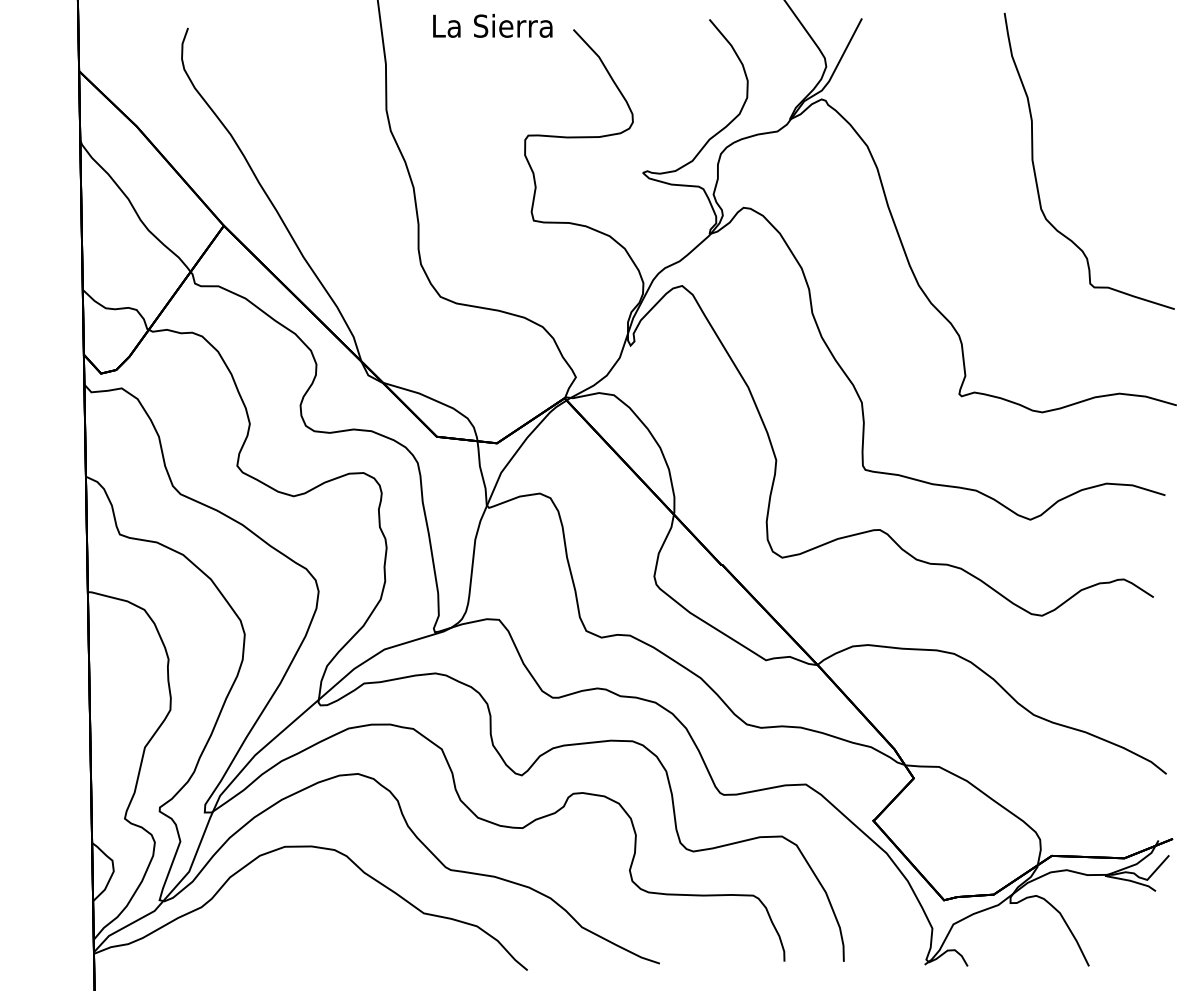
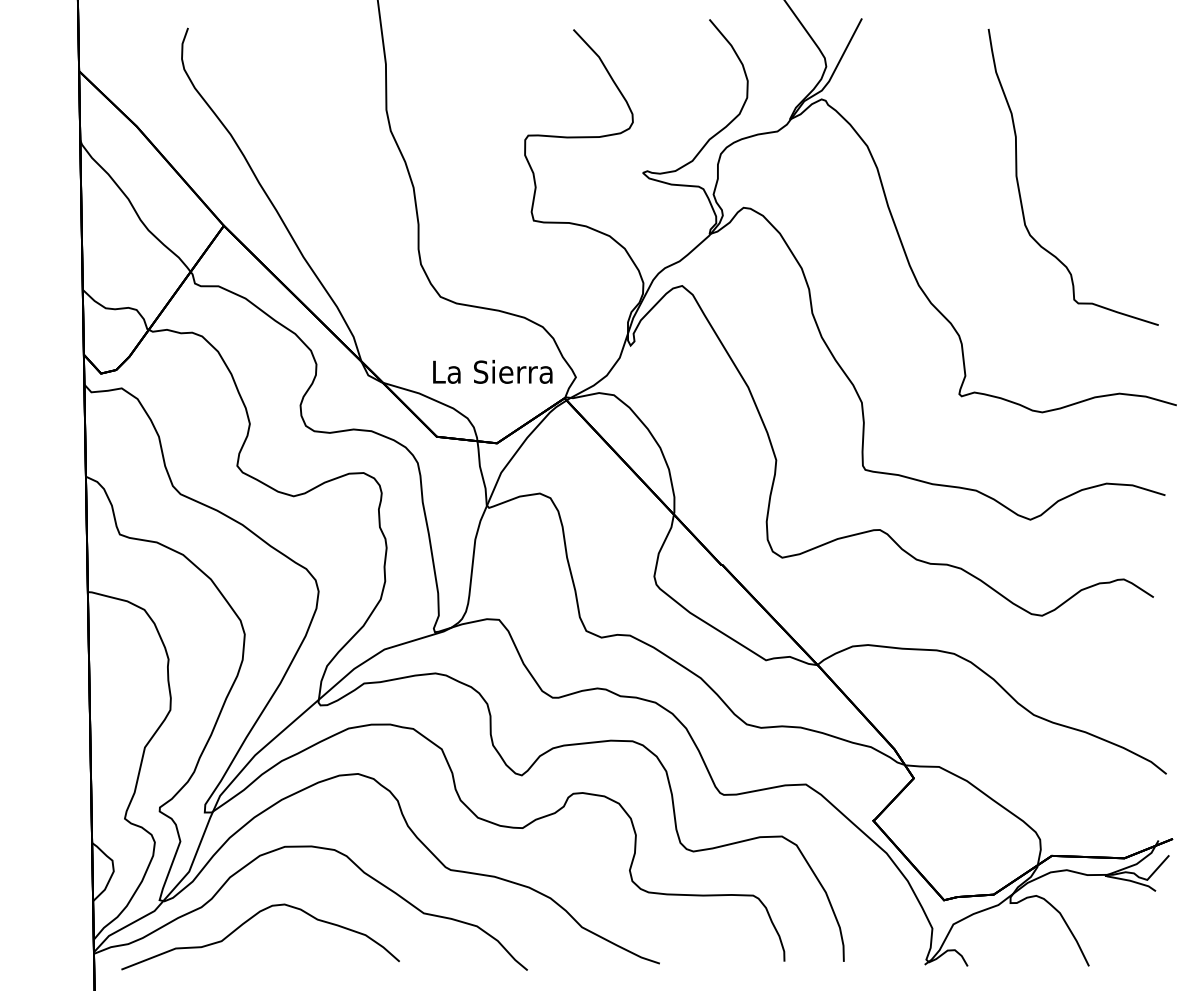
text position: (492, 25) -> (492, 371) (492, 371)
curve position: (1035, 169) -> (1019, 185) (1019, 185)
curve: none -> present (248, 921)
